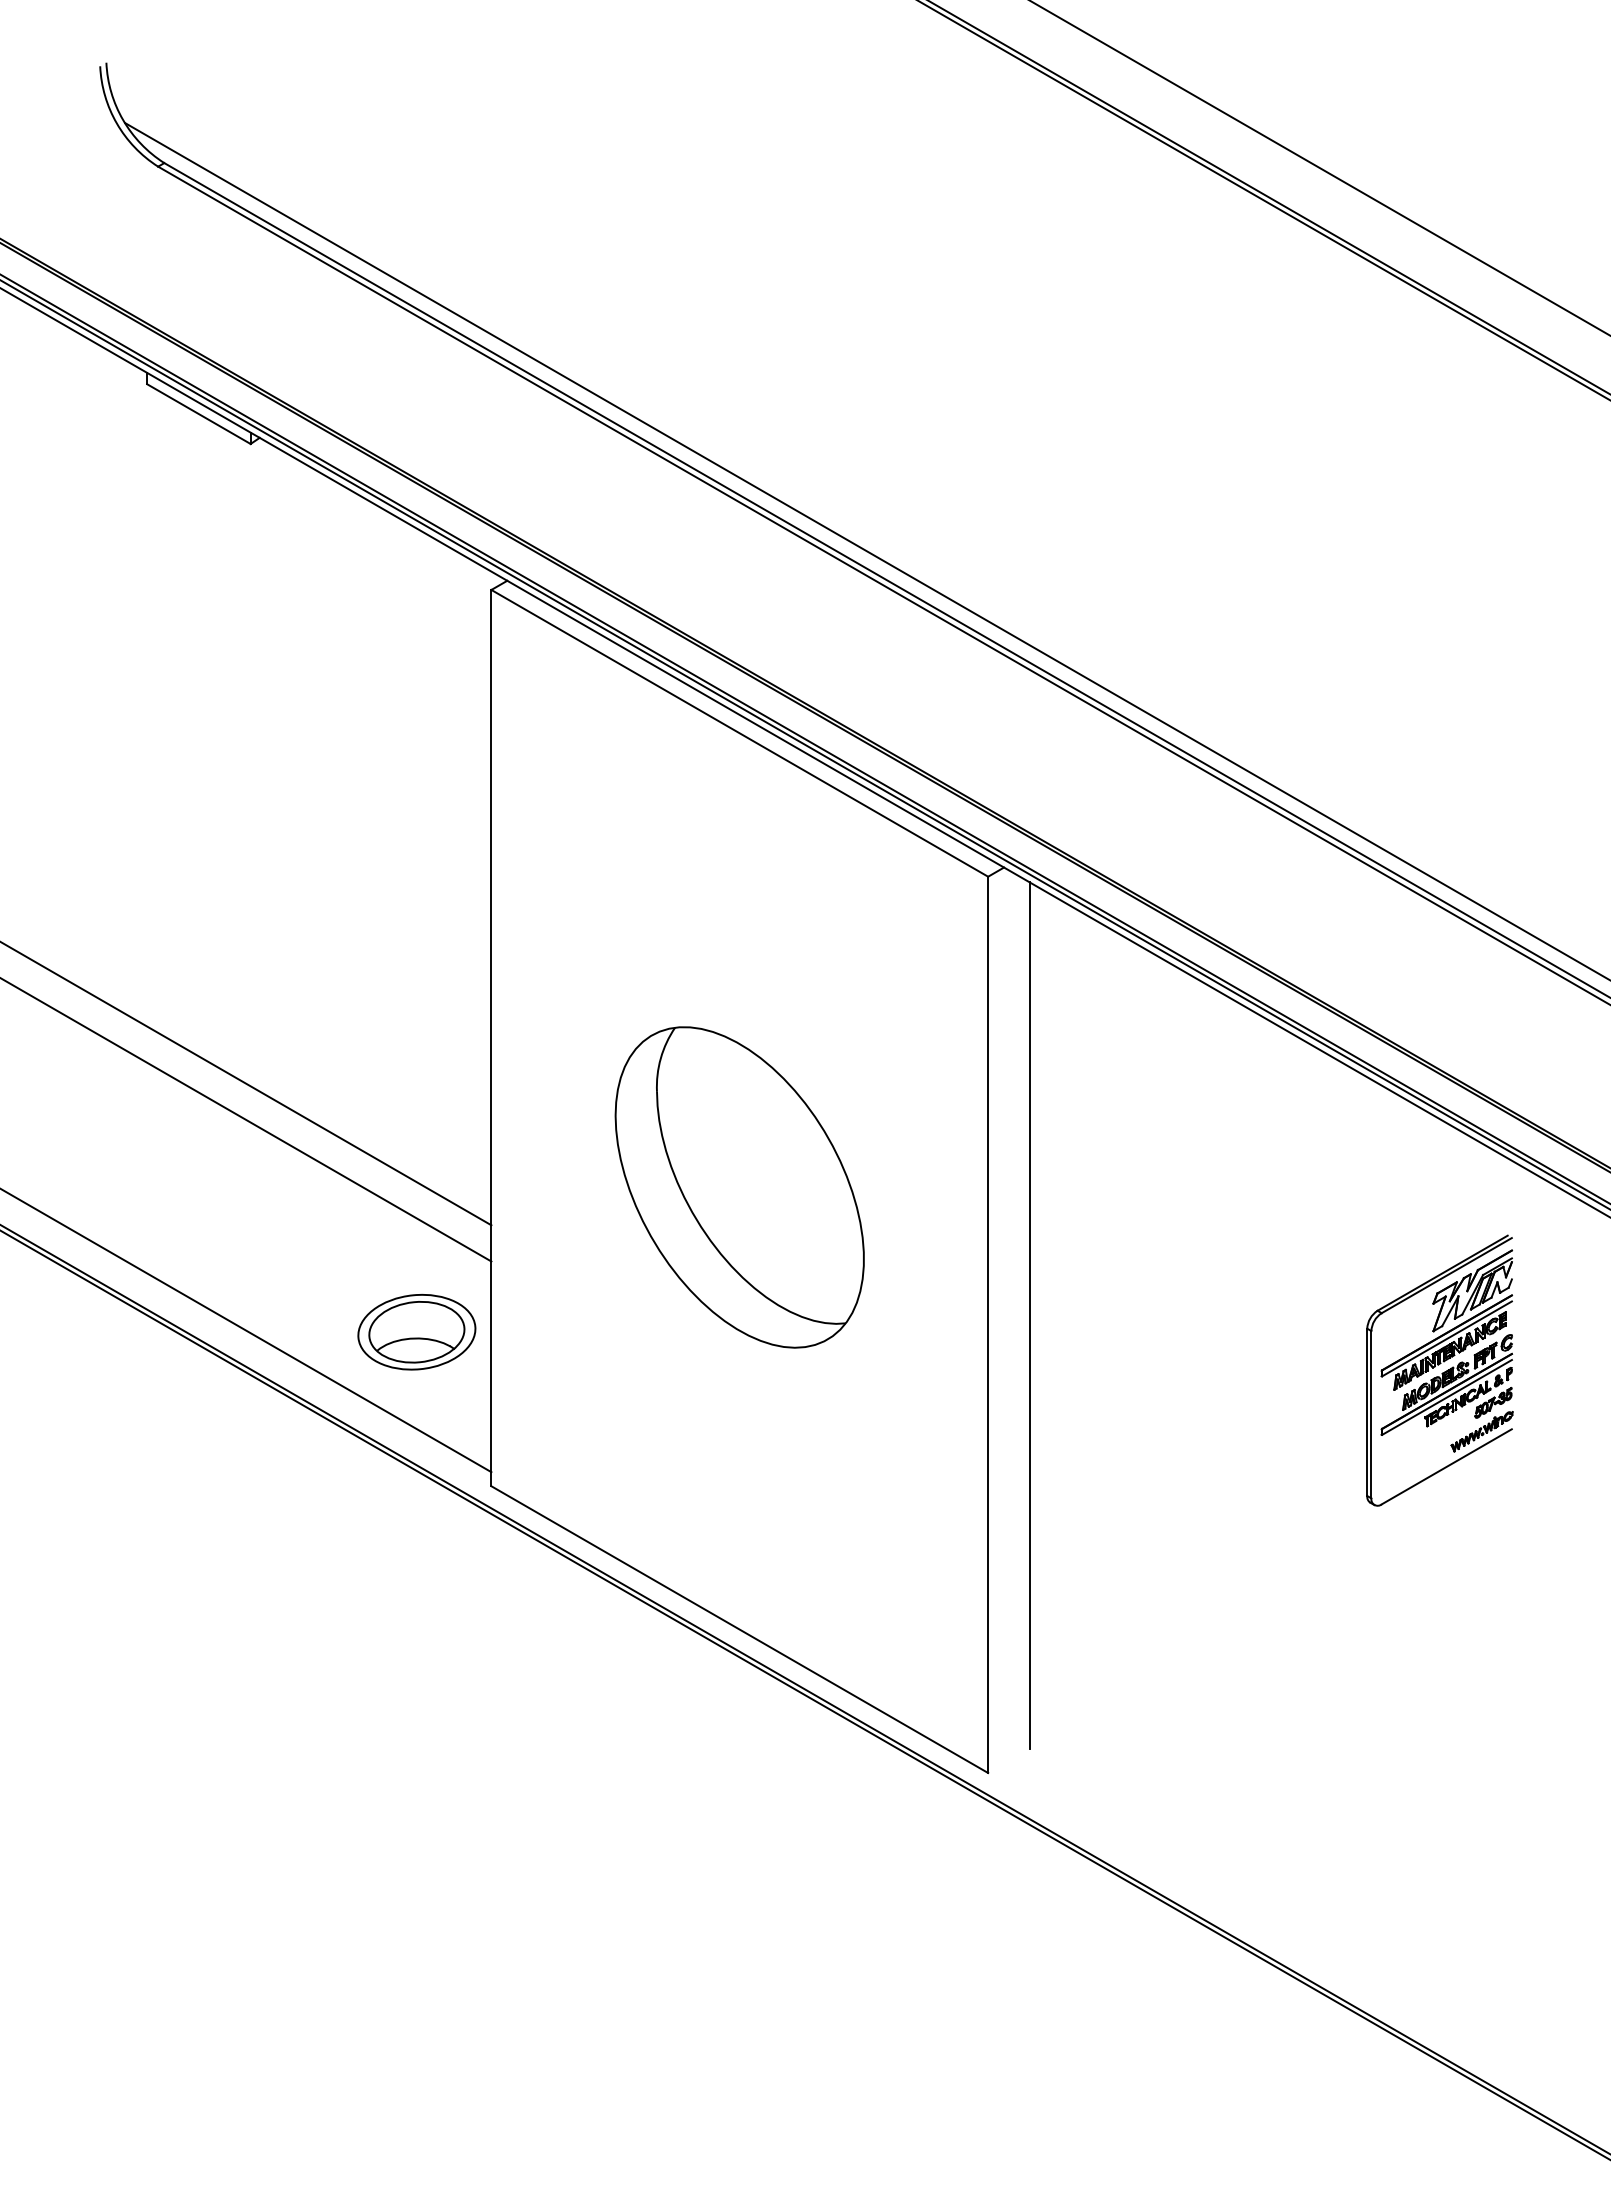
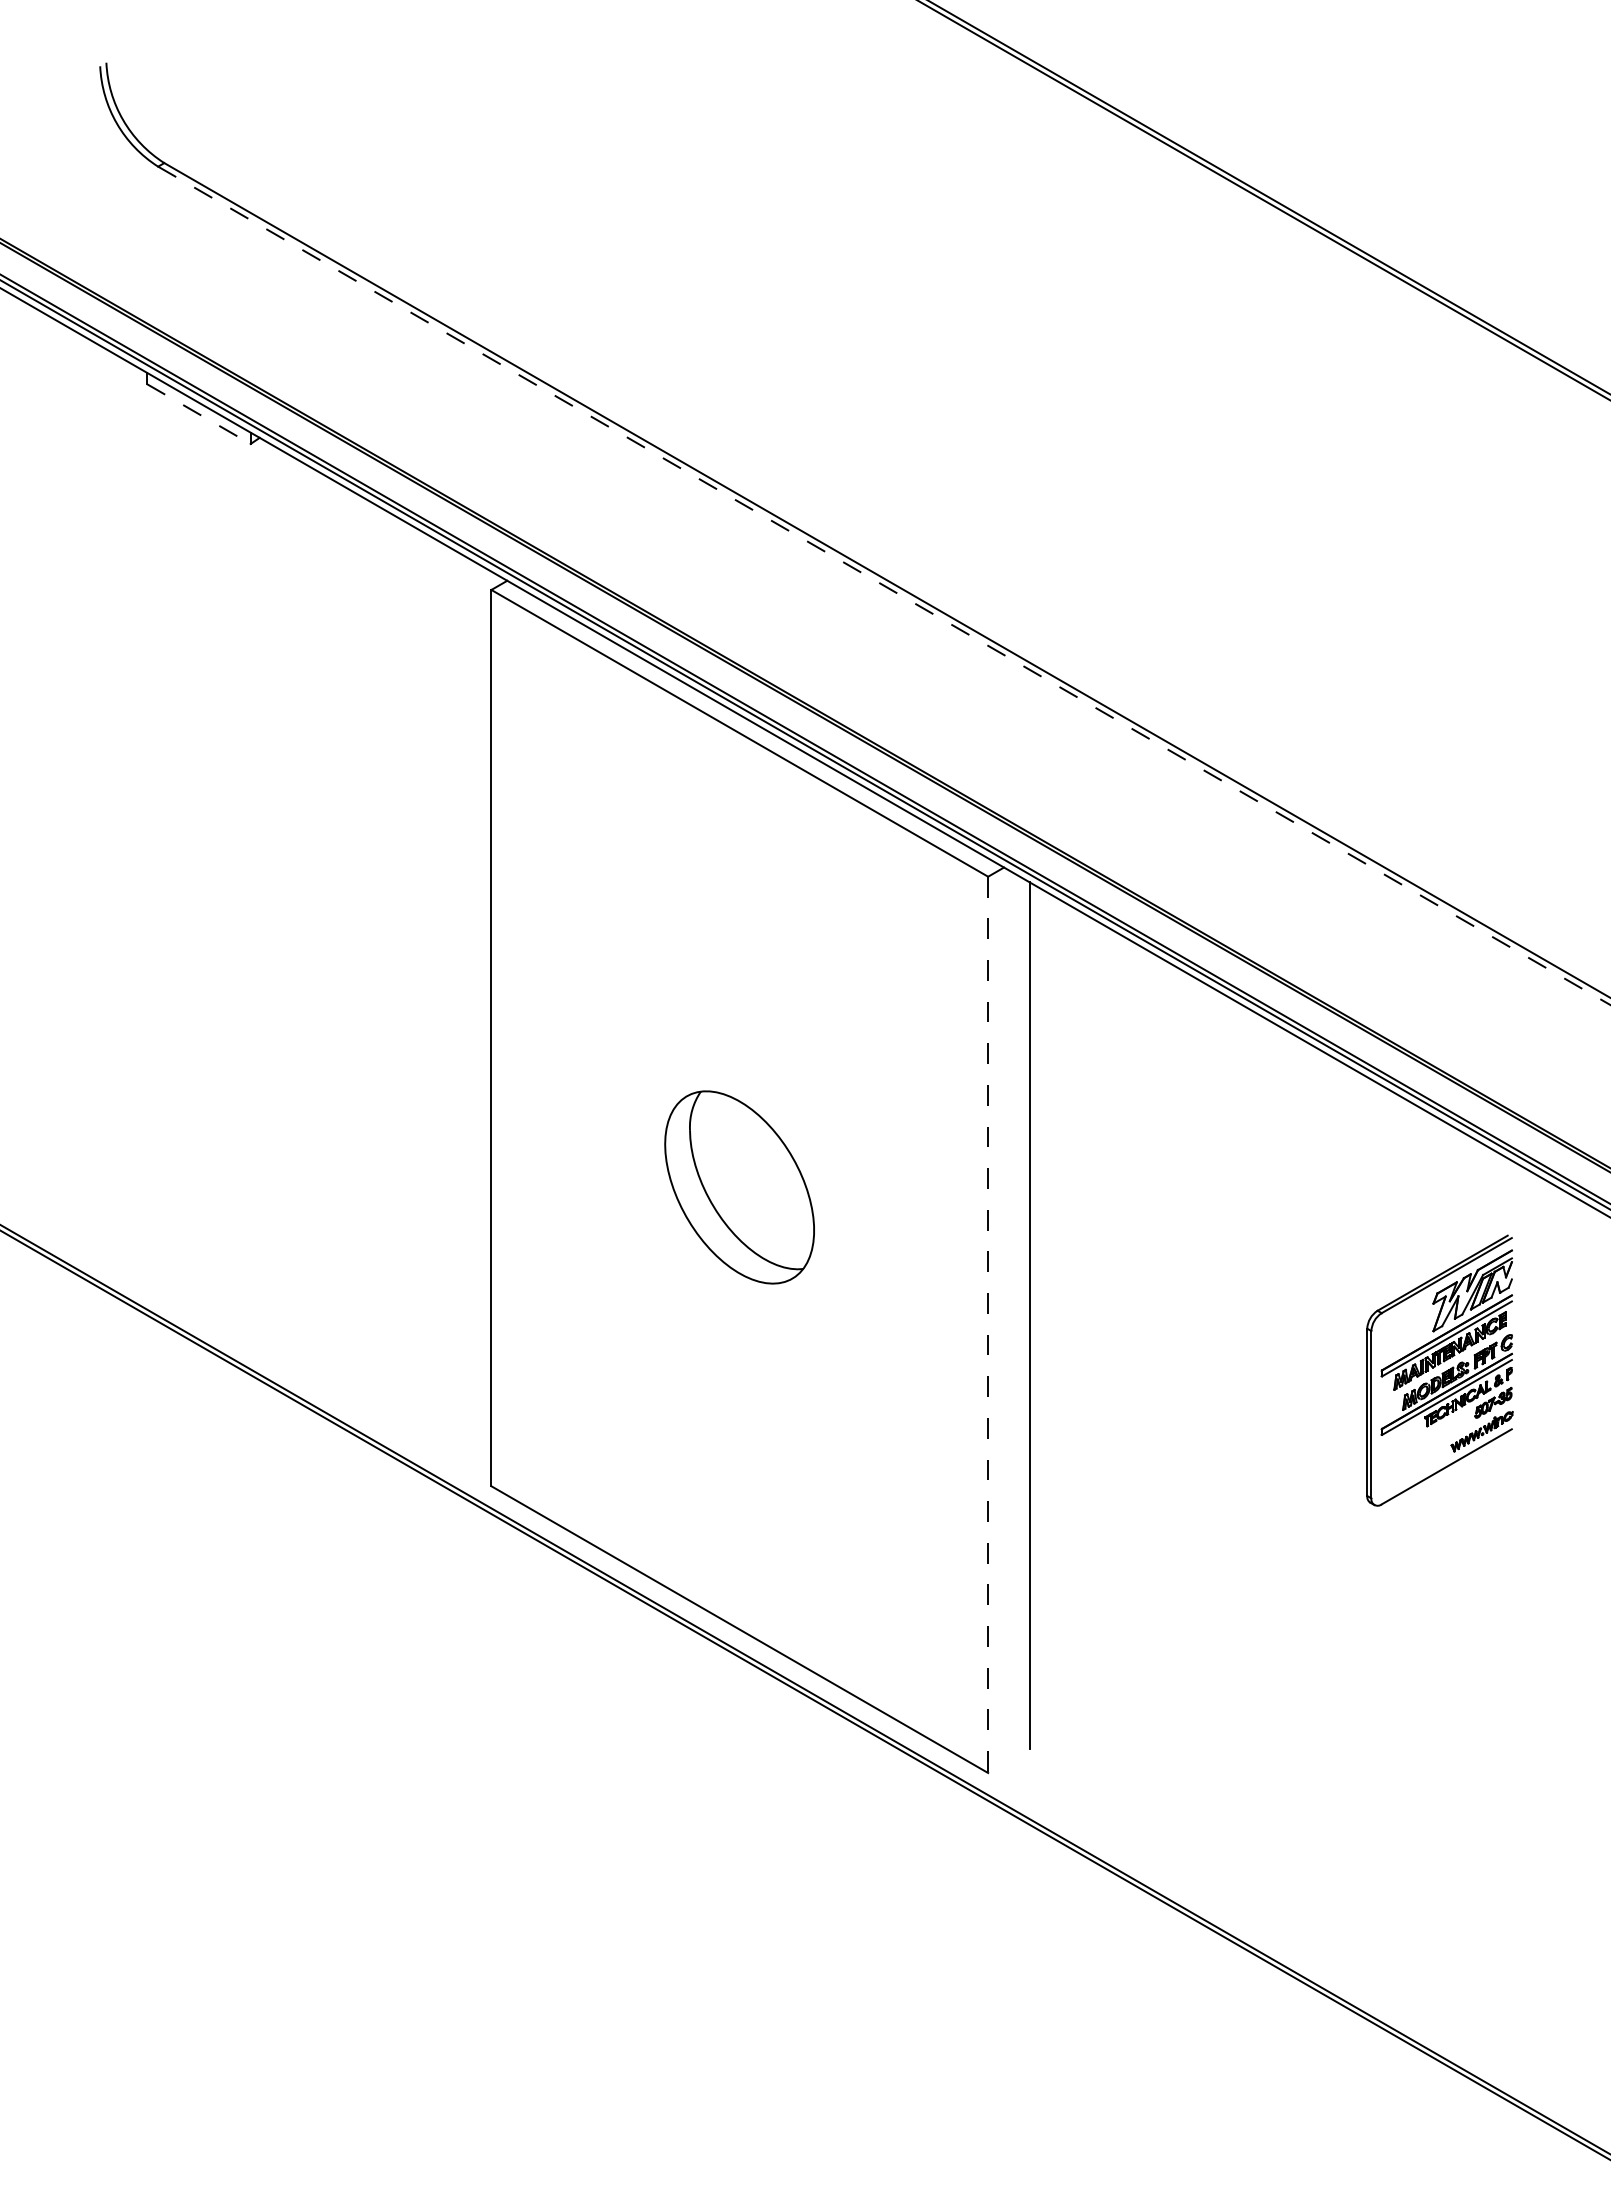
line: present -> none (1319, 168)
line: solid -> dashed (198, 414)
line: present -> none (866, 550)
line: solid -> dashed (884, 586)
line: present -> none (246, 1083)
line: present -> none (246, 1120)
part size: 251x323 px -> 151x195 px (739, 1187)
line: solid -> dashed (988, 1325)
line: present -> none (246, 1331)
part: present -> none (416, 1332)
